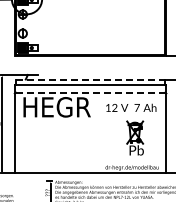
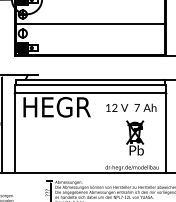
line: none -> present (90, 24)
line: dashed -> solid (90, 79)
line: dashed -> solid (90, 92)
